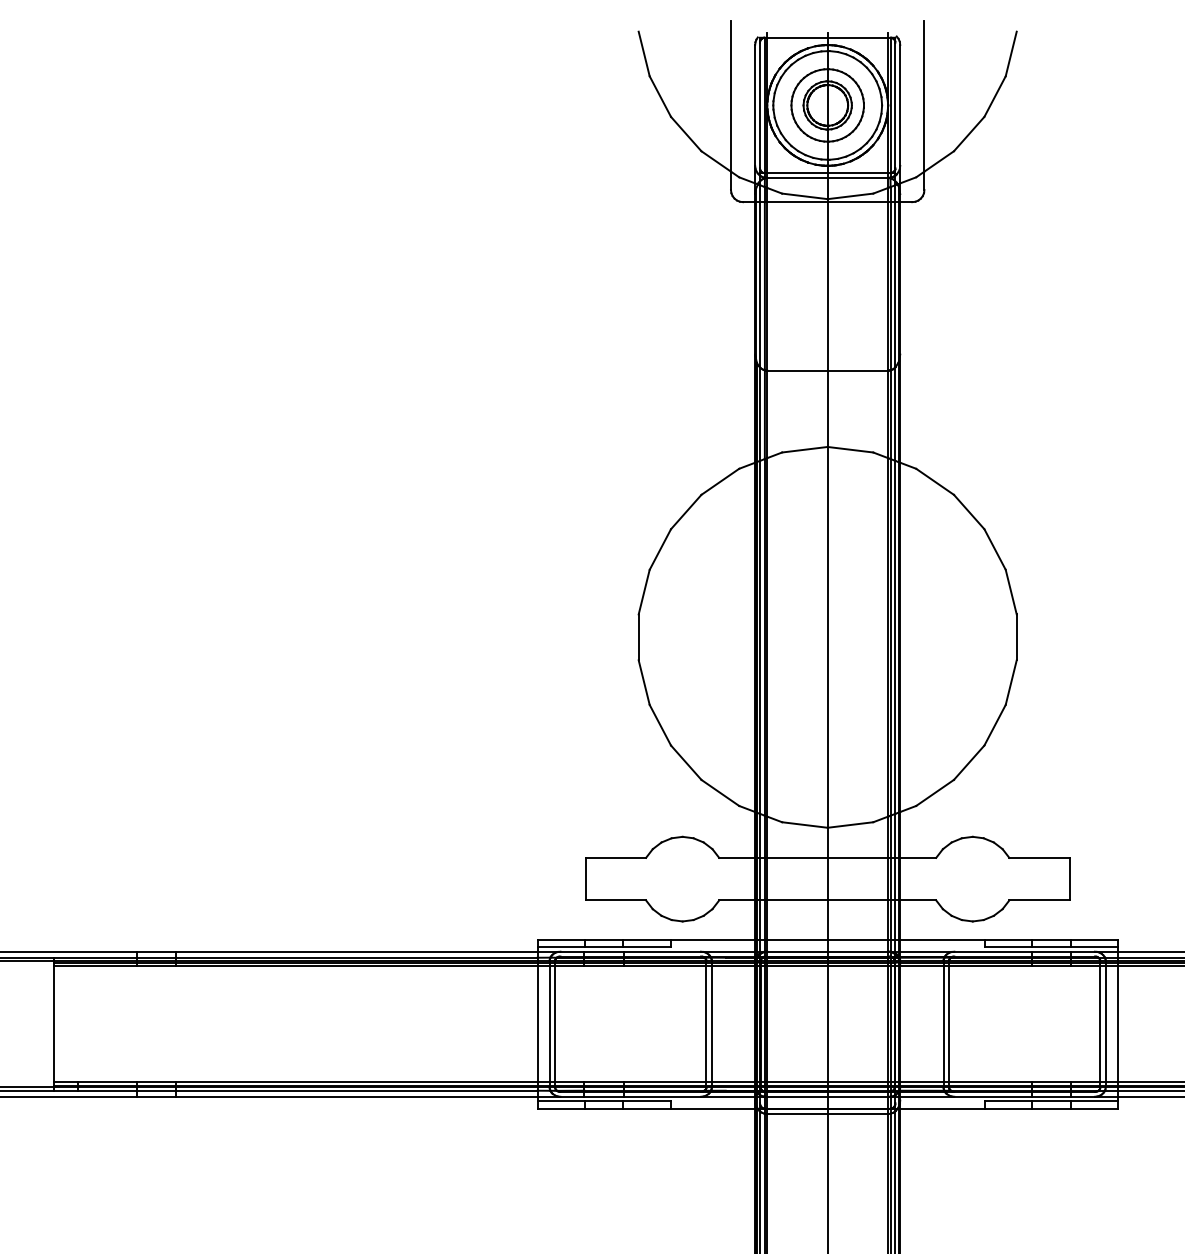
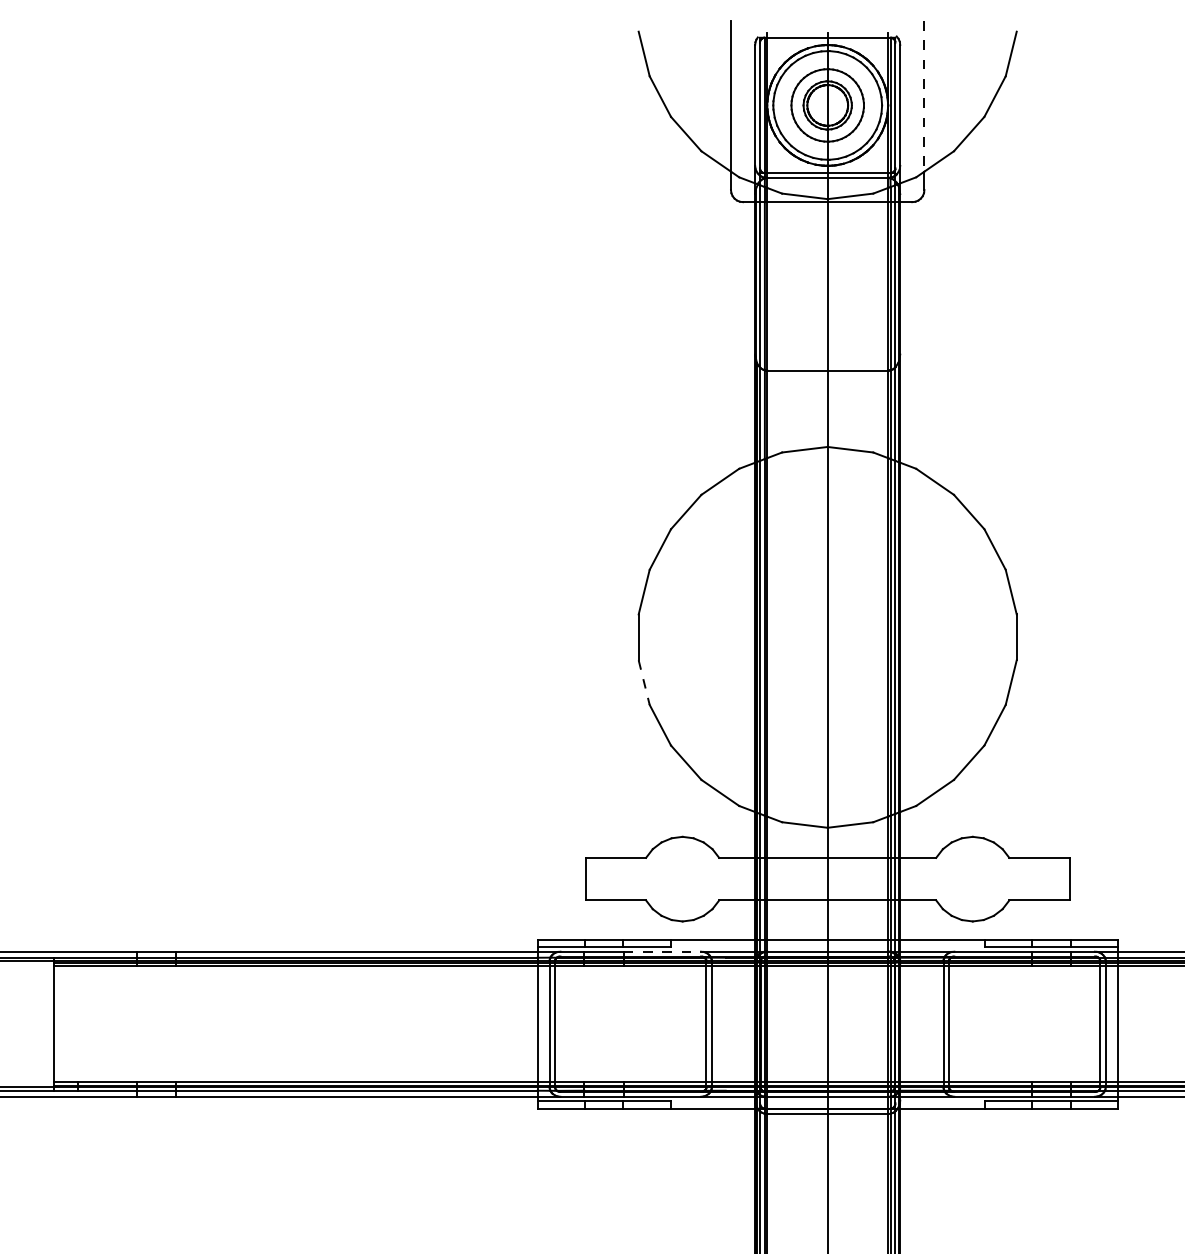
line: solid -> dashed (924, 96)
line: solid -> dashed (644, 682)
line: solid -> dashed (662, 951)
